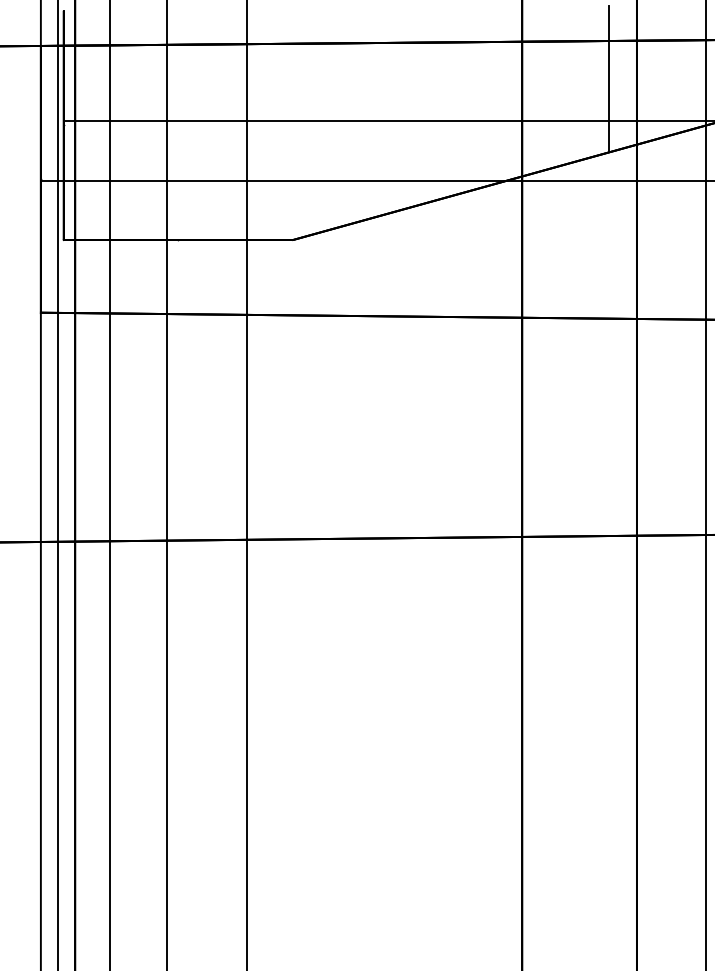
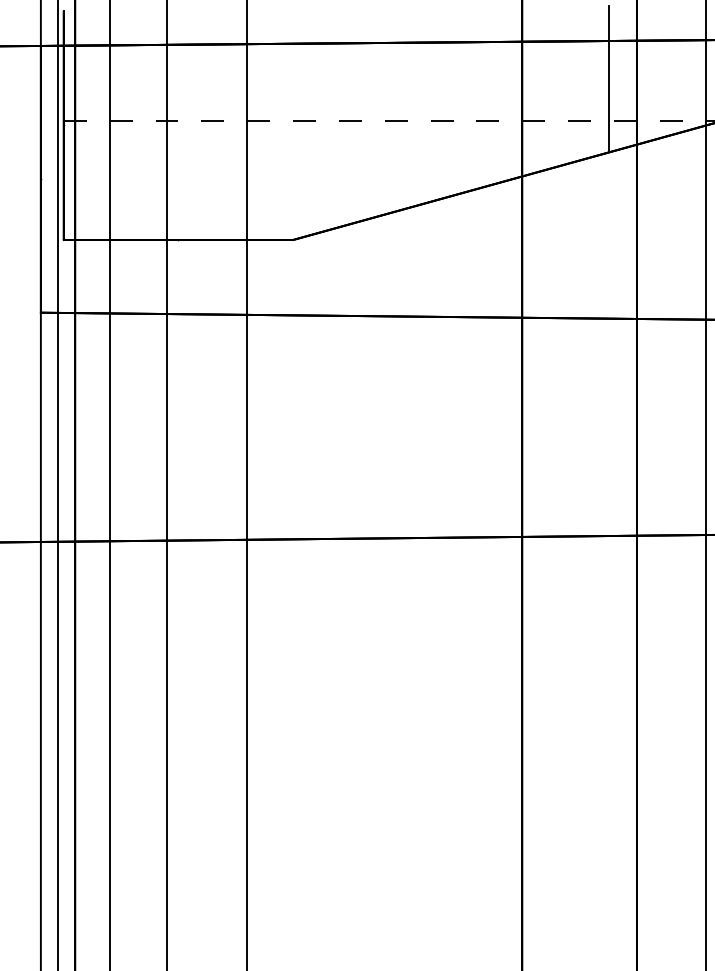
line: solid -> dashed (389, 120)
line: present -> none (375, 181)
